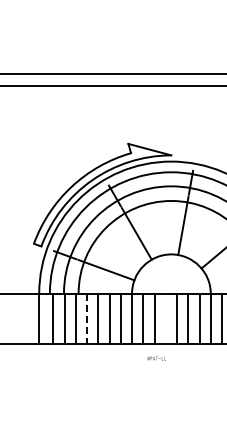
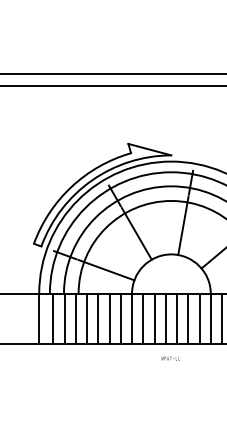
line: none -> present (165, 318)
line: dashed -> solid (87, 319)
text position: (156, 358) -> (170, 358) (170, 358)
